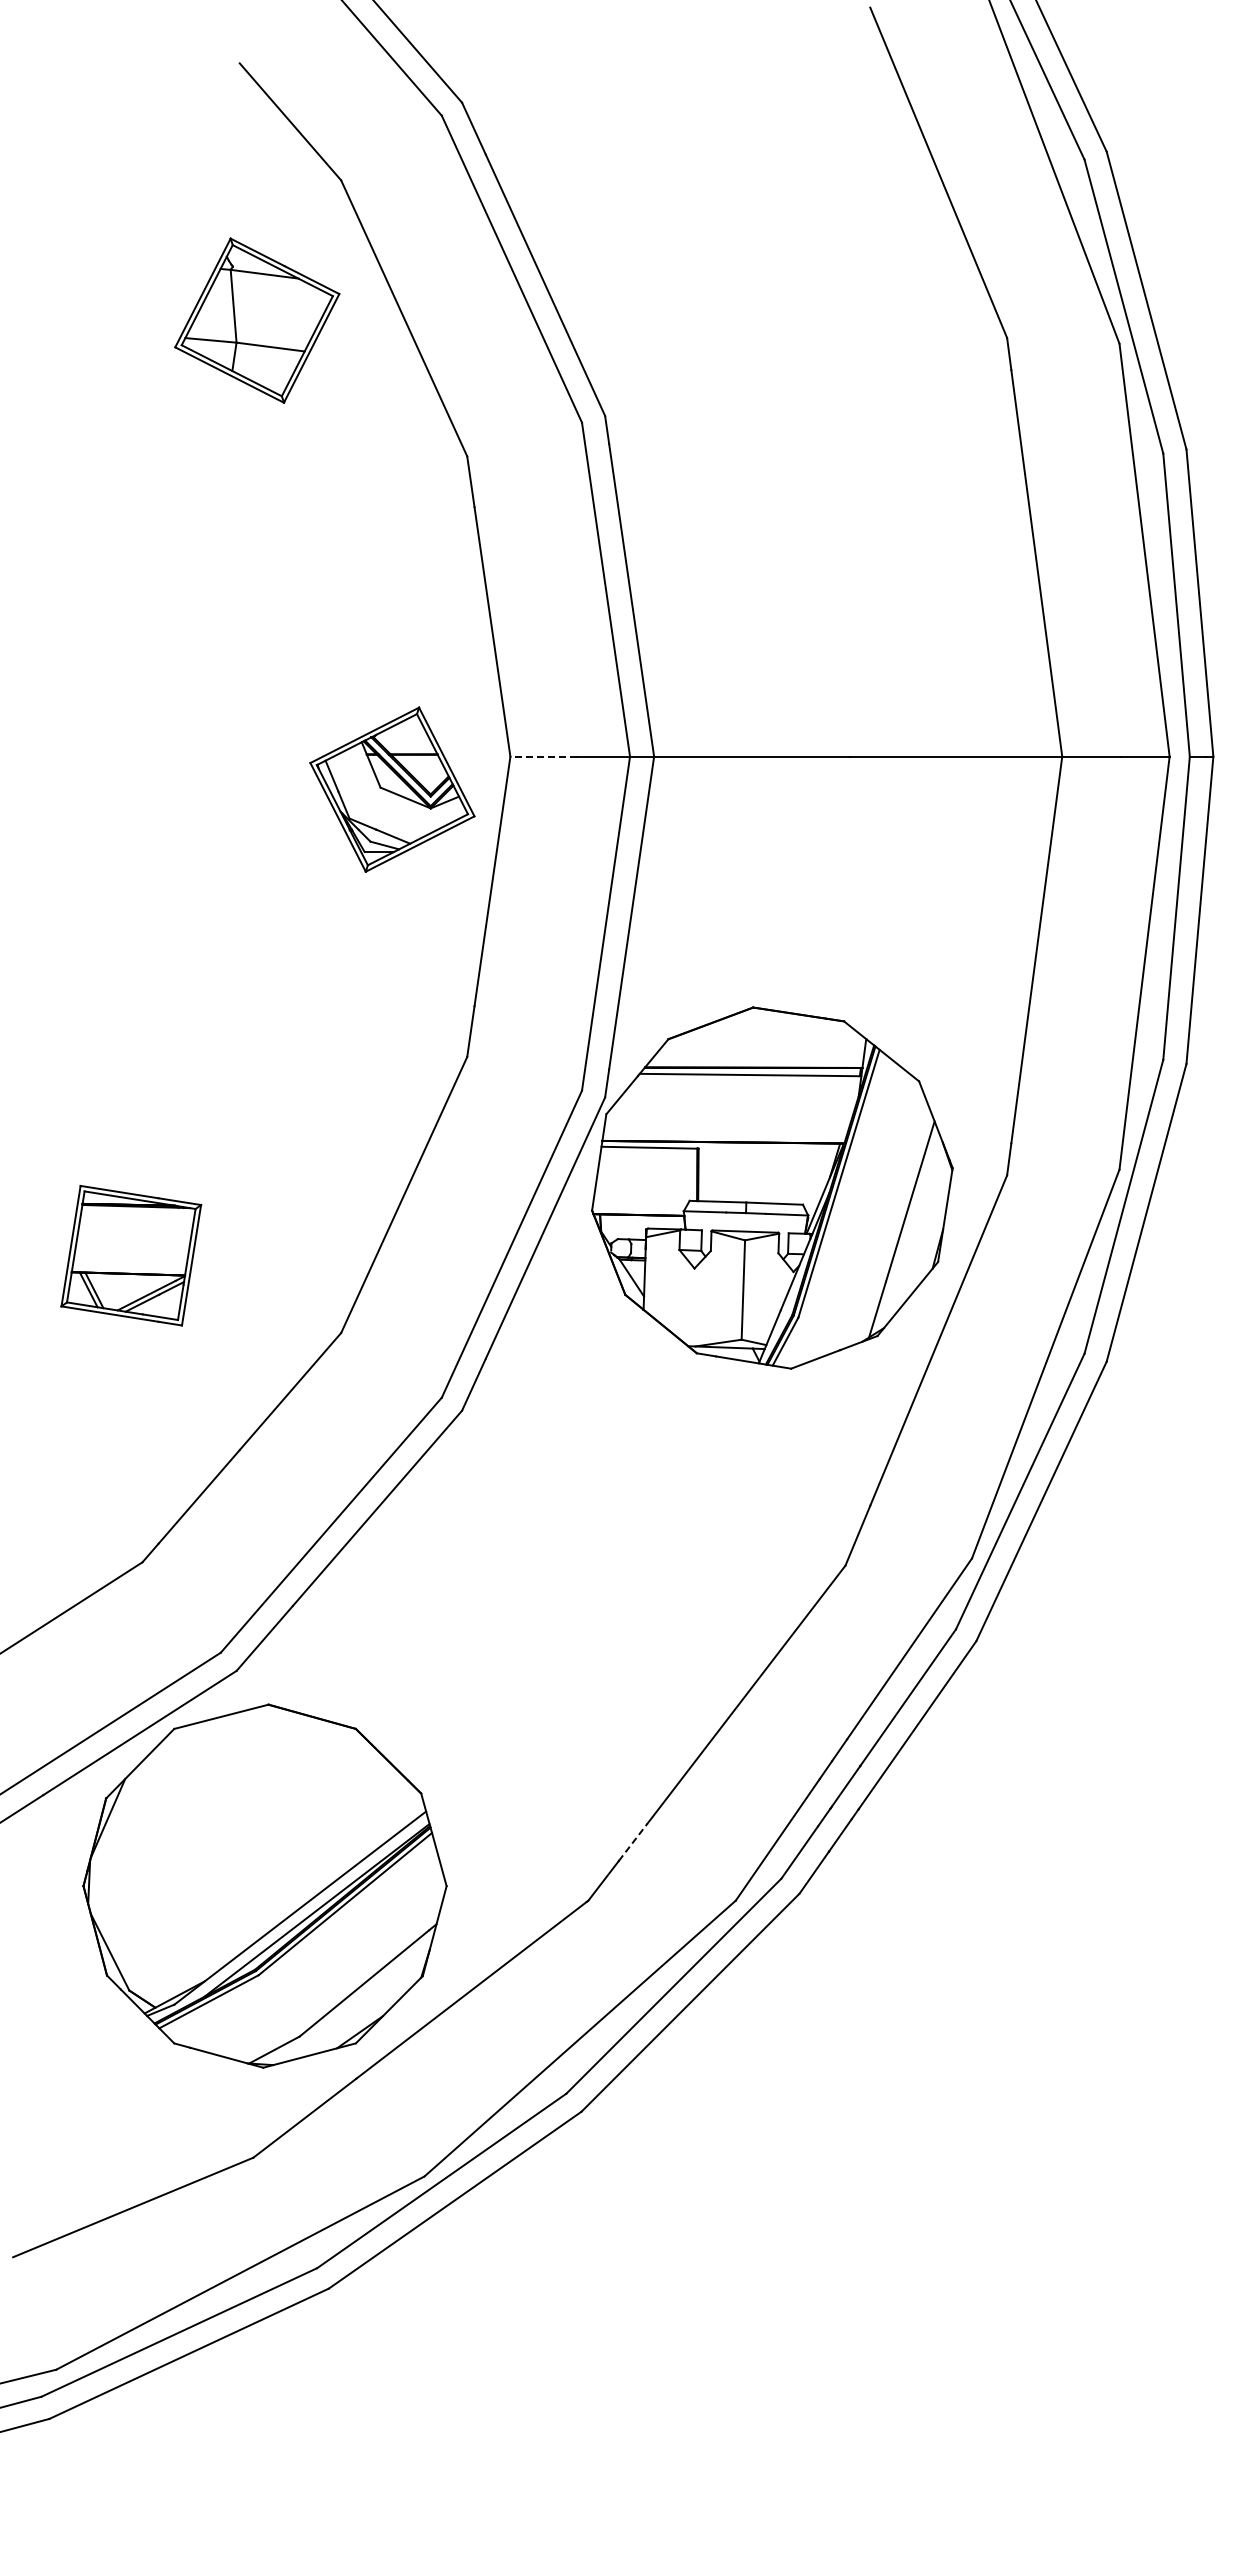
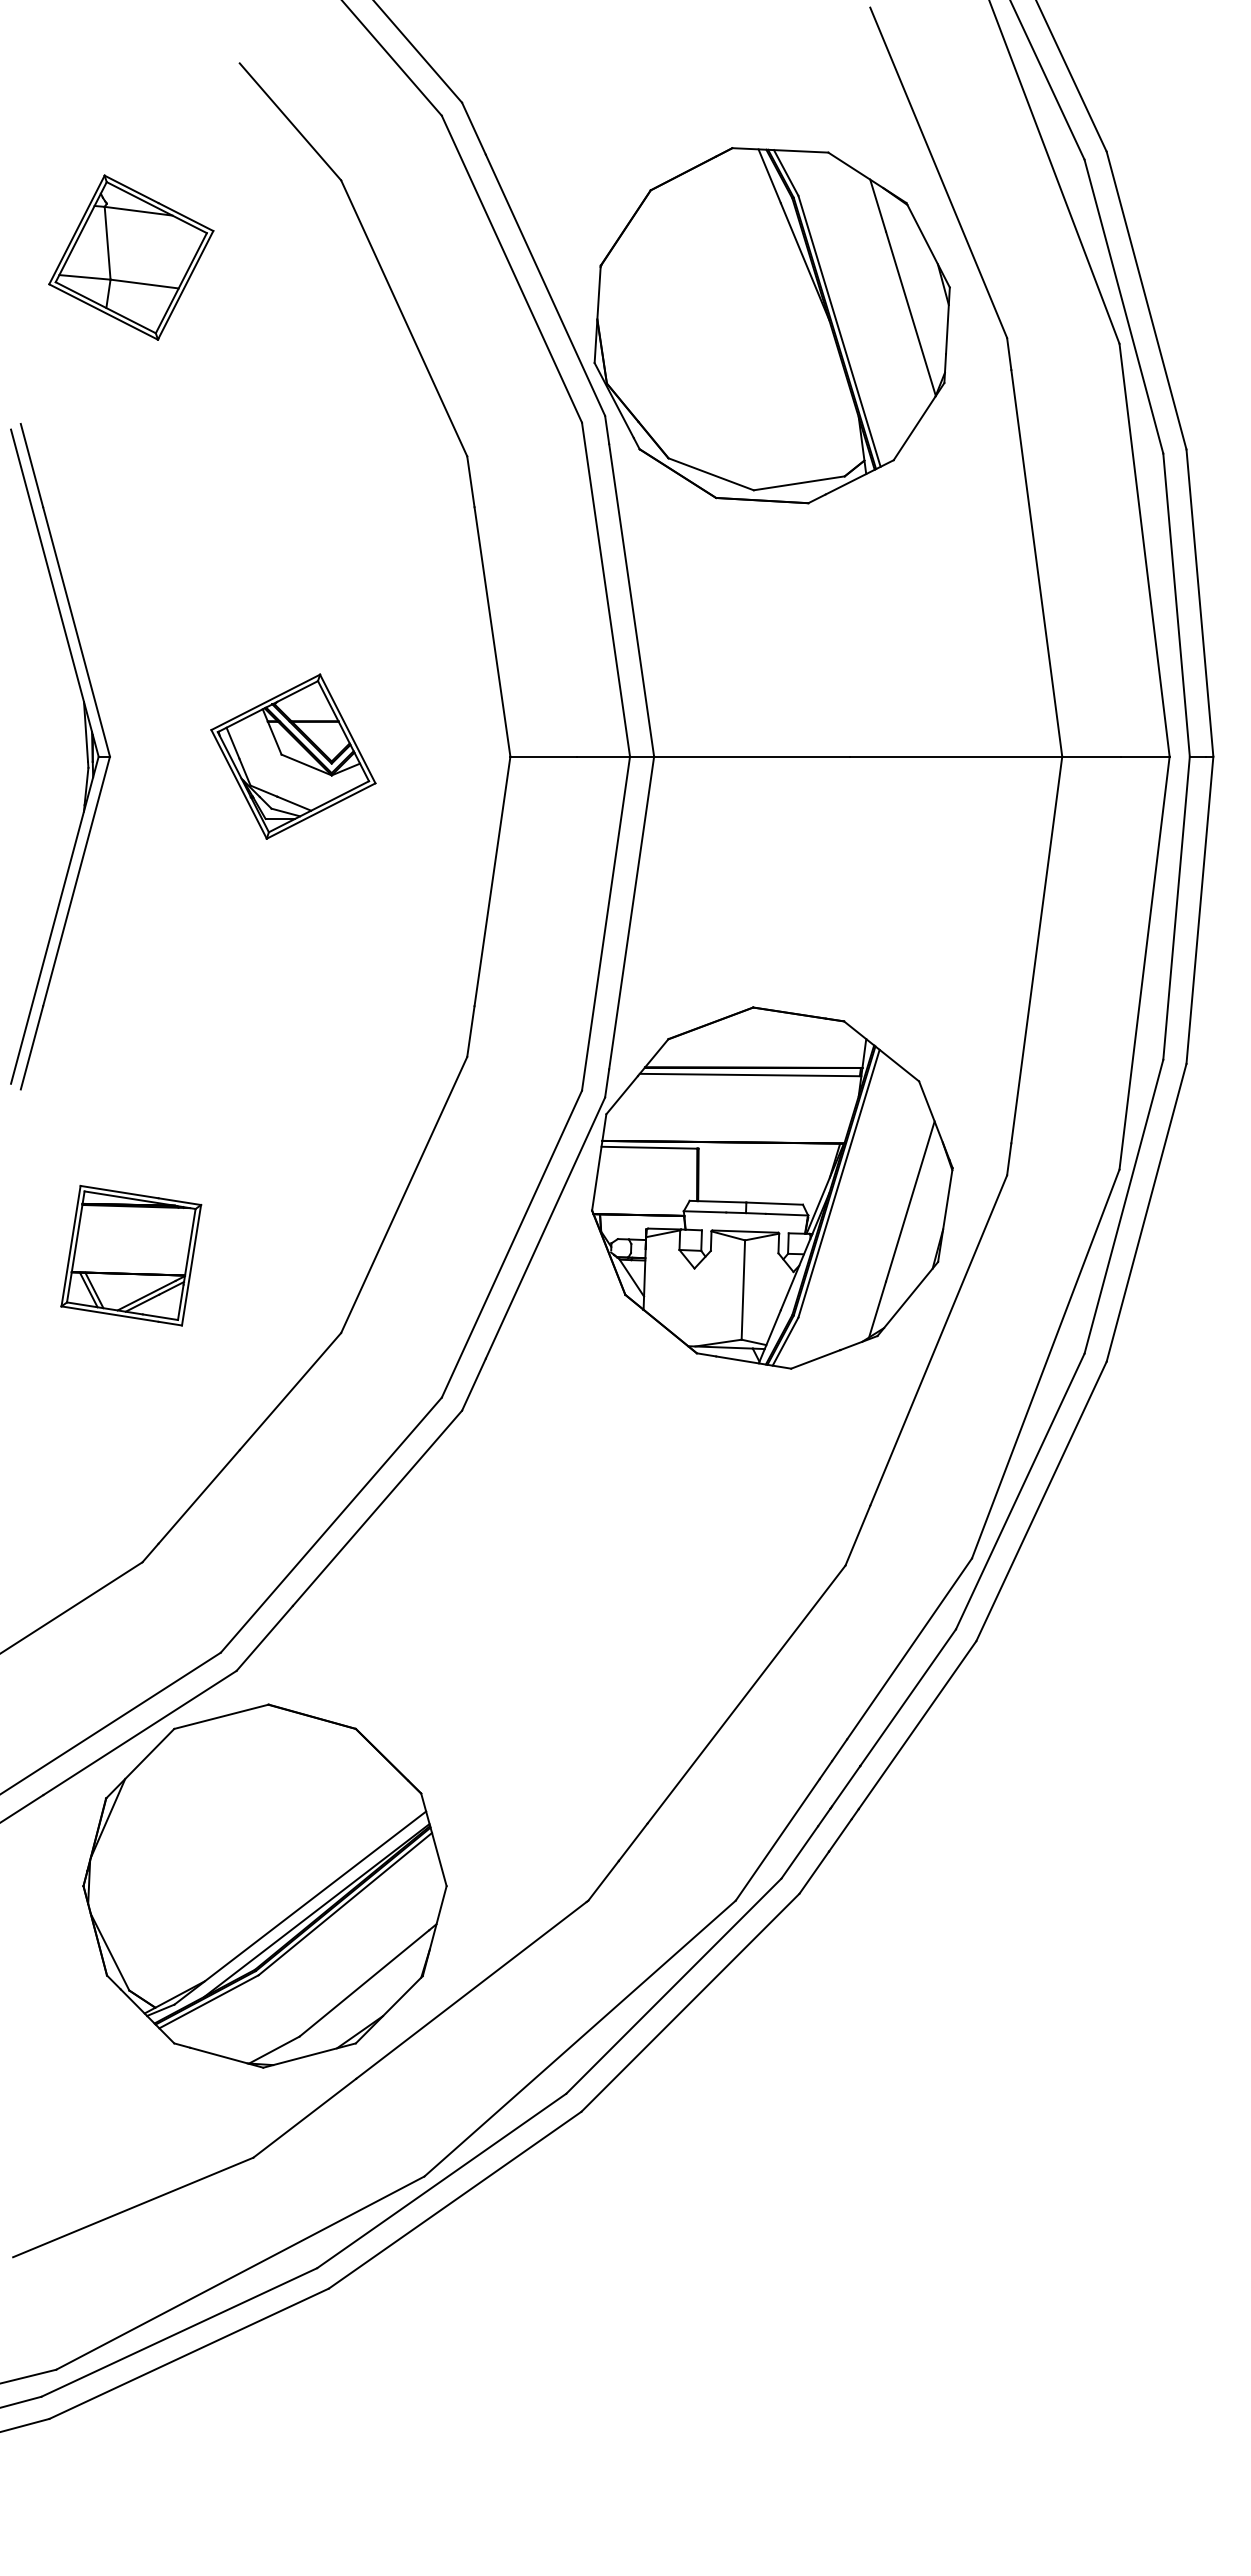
part position: (257, 320) -> (131, 257) (131, 257)
part: none -> present (771, 325)
part: none -> present (86, 756)
line: dashed -> solid (543, 756)
part position: (392, 789) -> (293, 756) (293, 756)
line: dashed -> solid (633, 1842)
